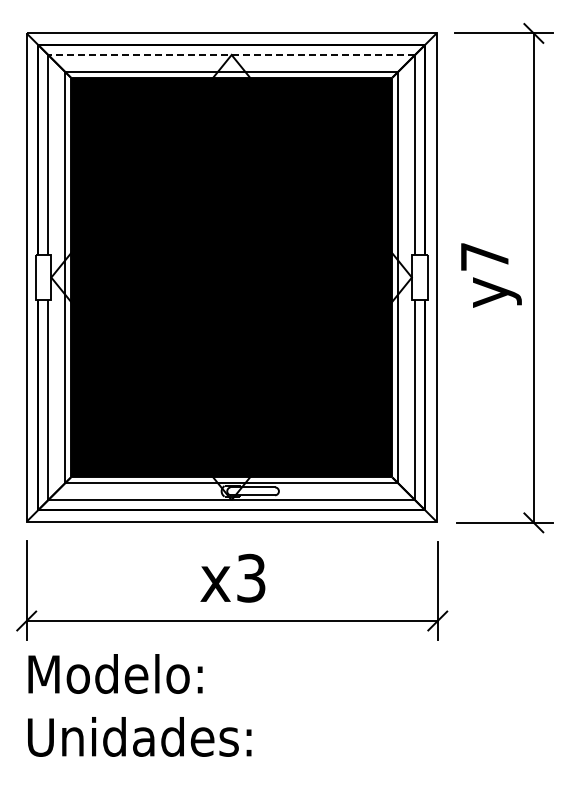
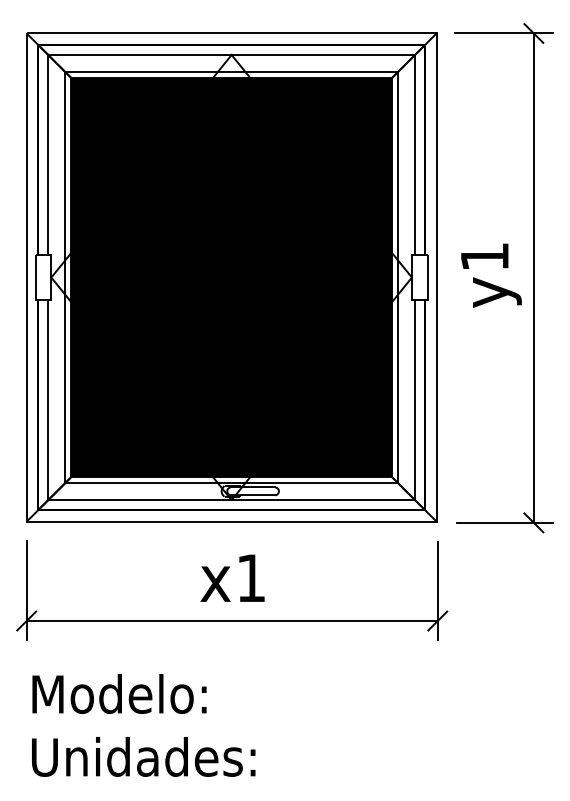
line: dashed -> solid (231, 54)
text: y7 -> y1 (484, 256)
text: x3 -> x1 (251, 577)
text position: (139, 705) -> (143, 725) (143, 725)
